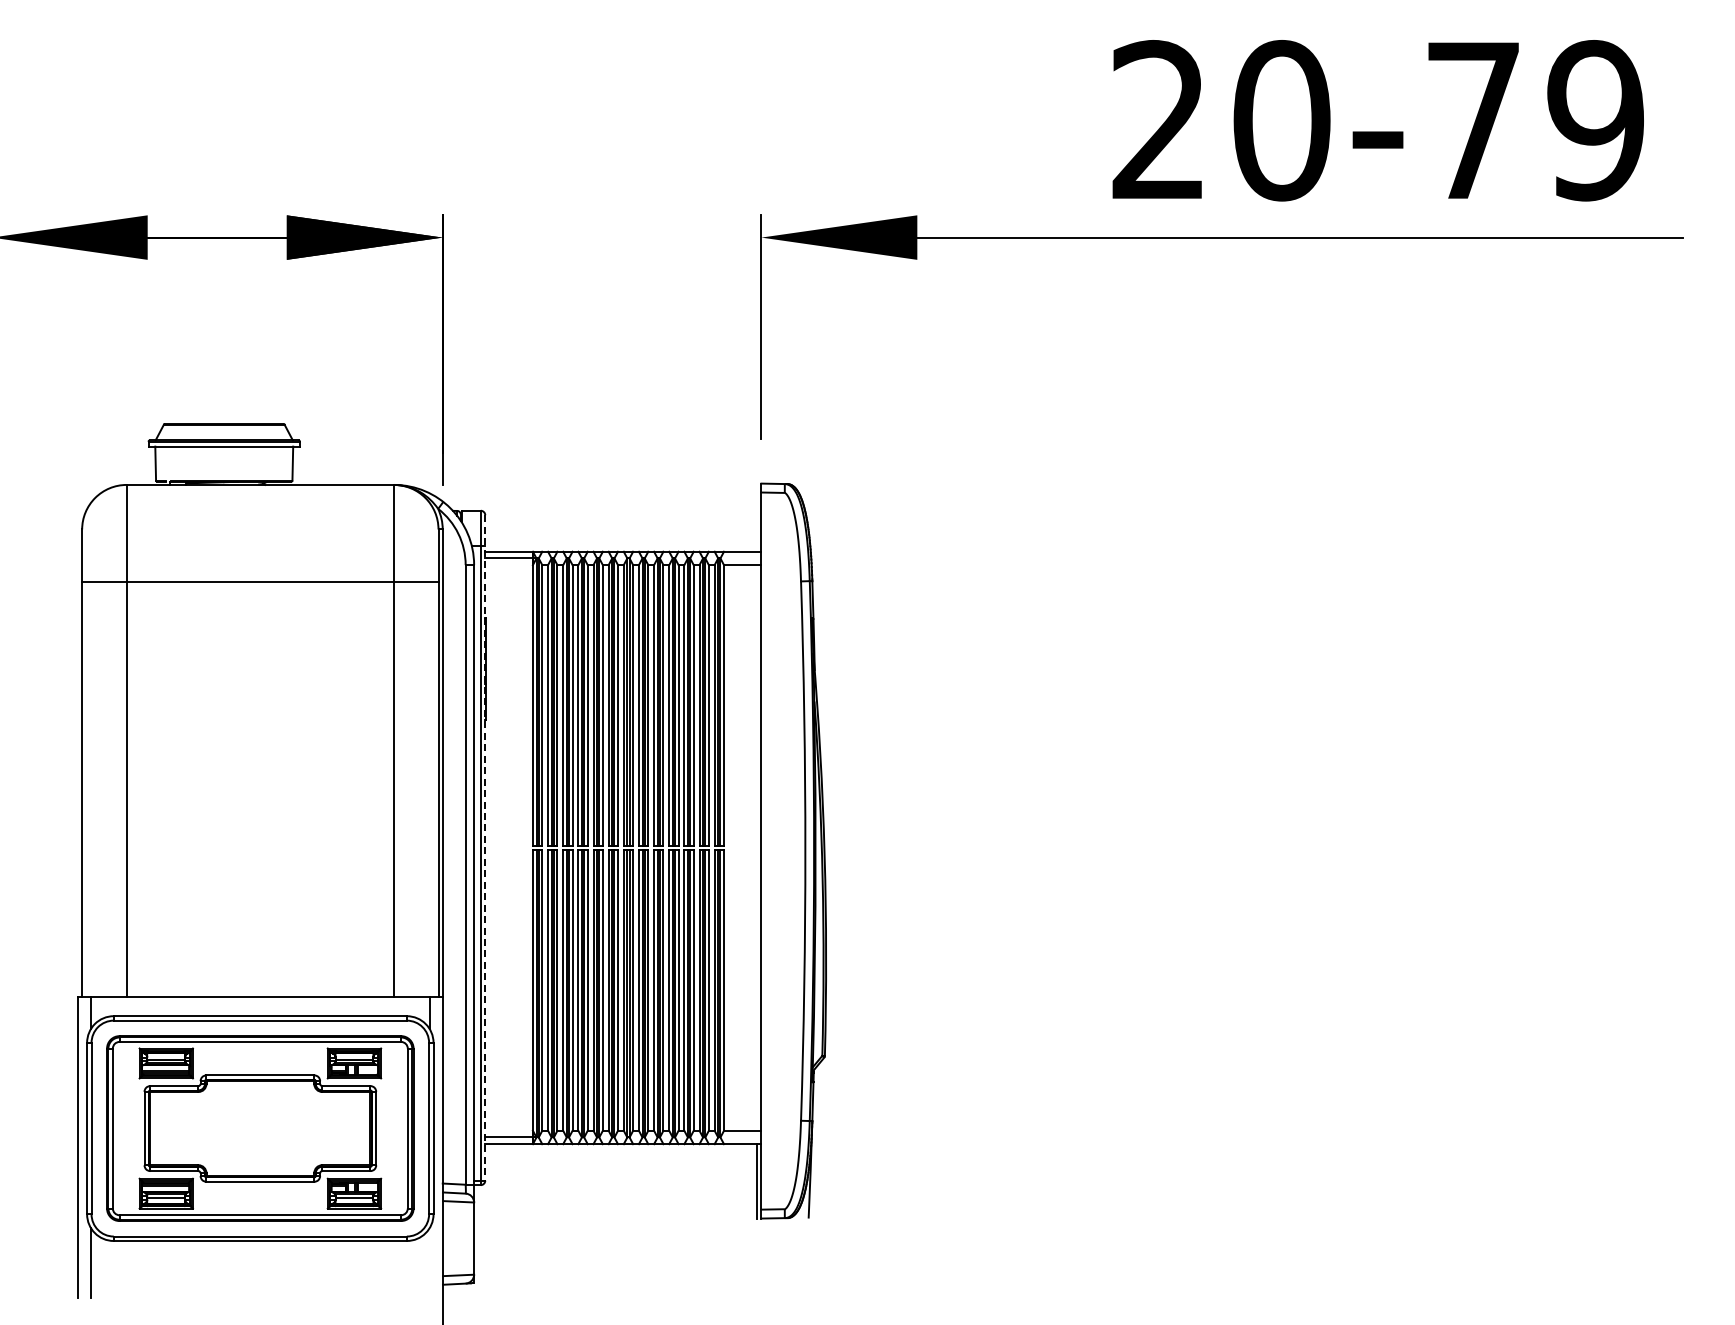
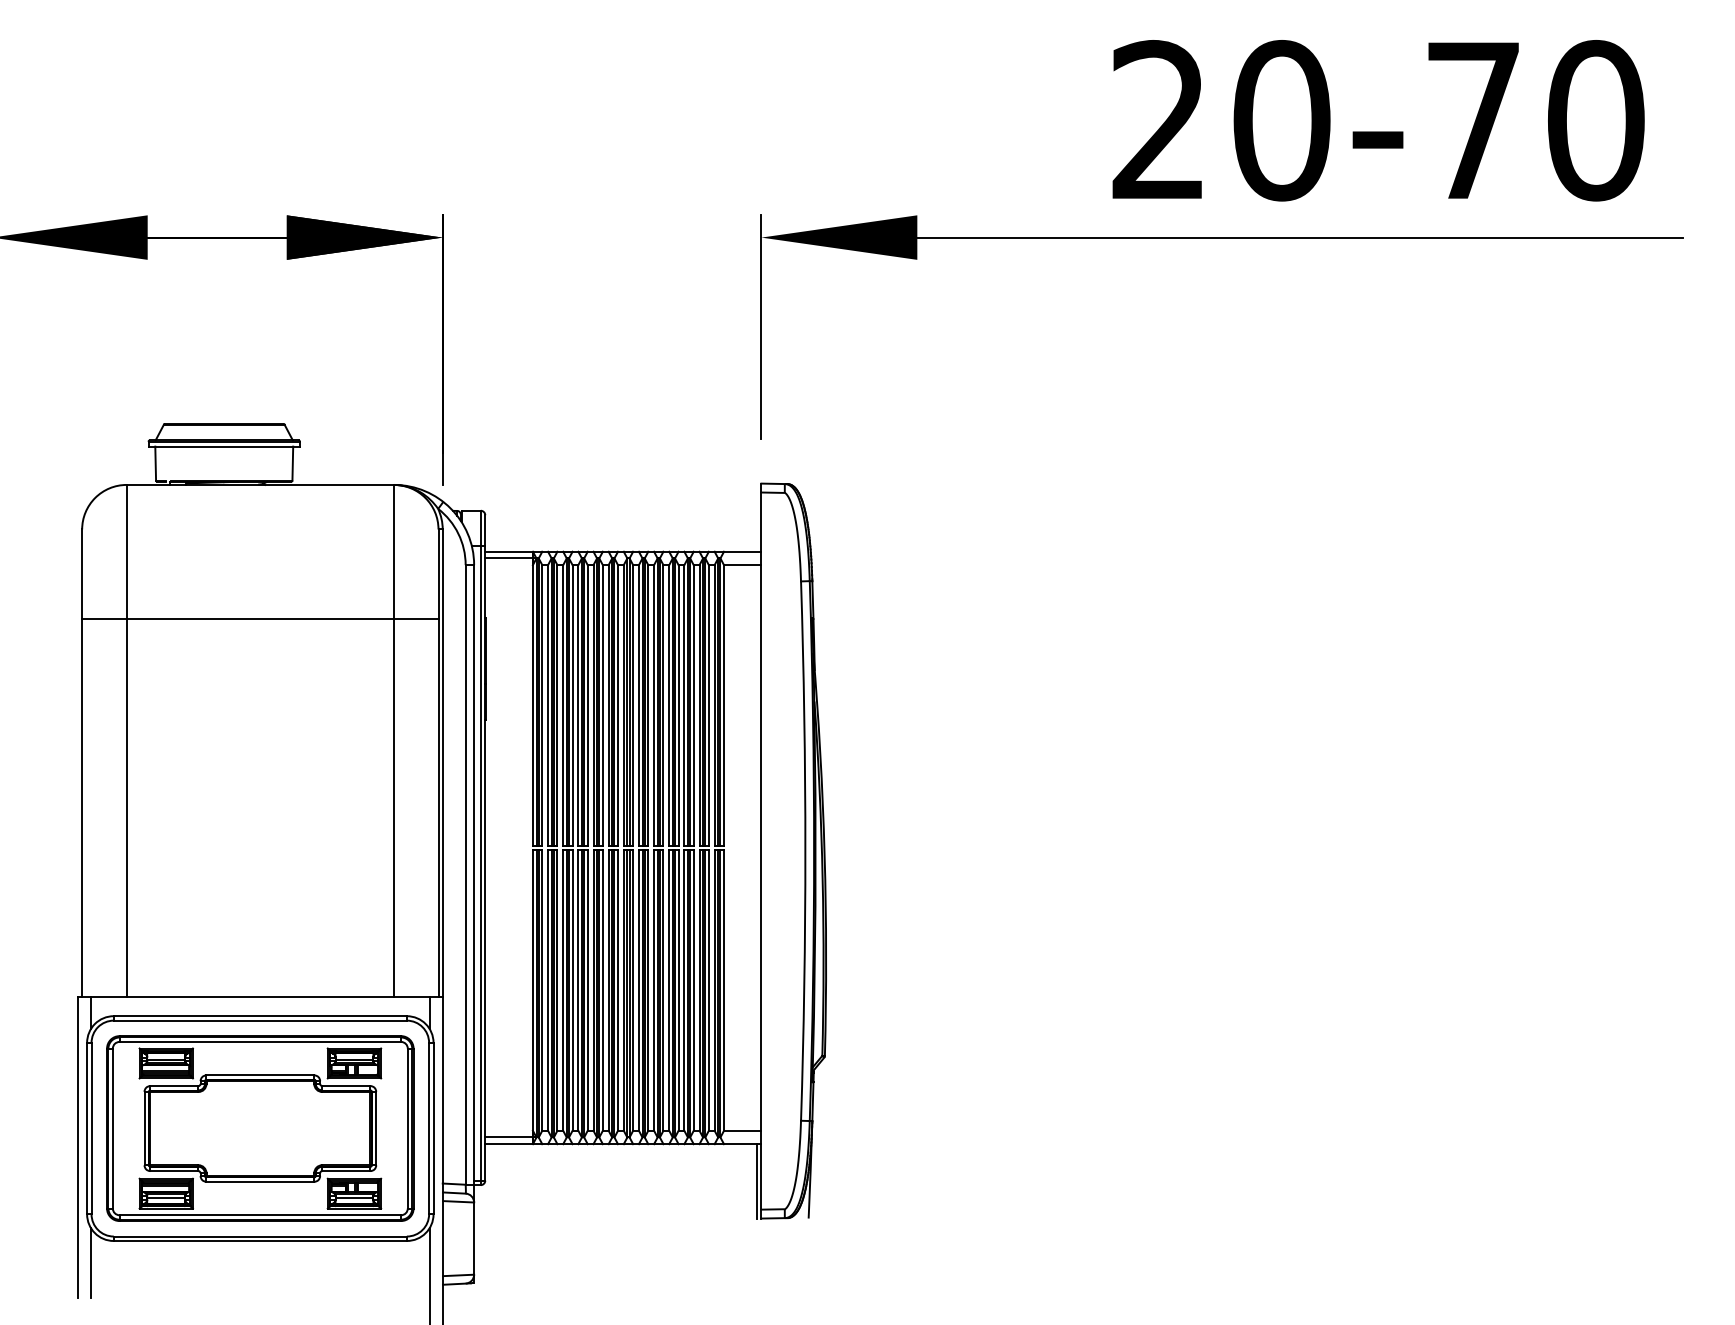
text: 20-79 -> 20-70 (1595, 120)
line position: (260, 581) -> (260, 618) (260, 618)
line: dashed -> solid (485, 847)
line: none -> present (429, 1274)
